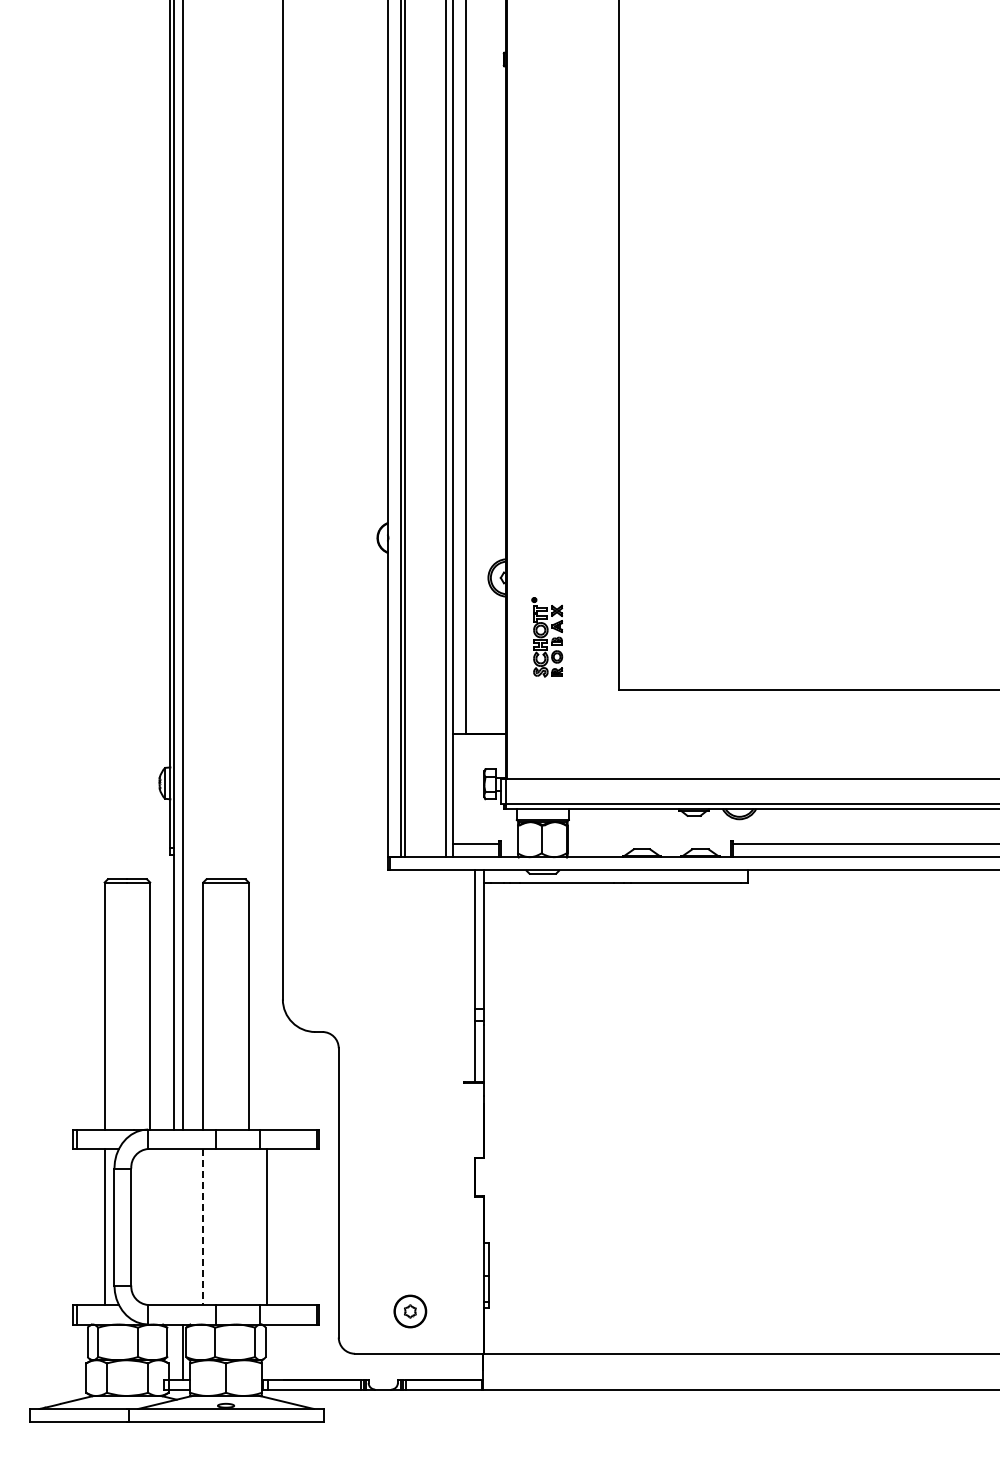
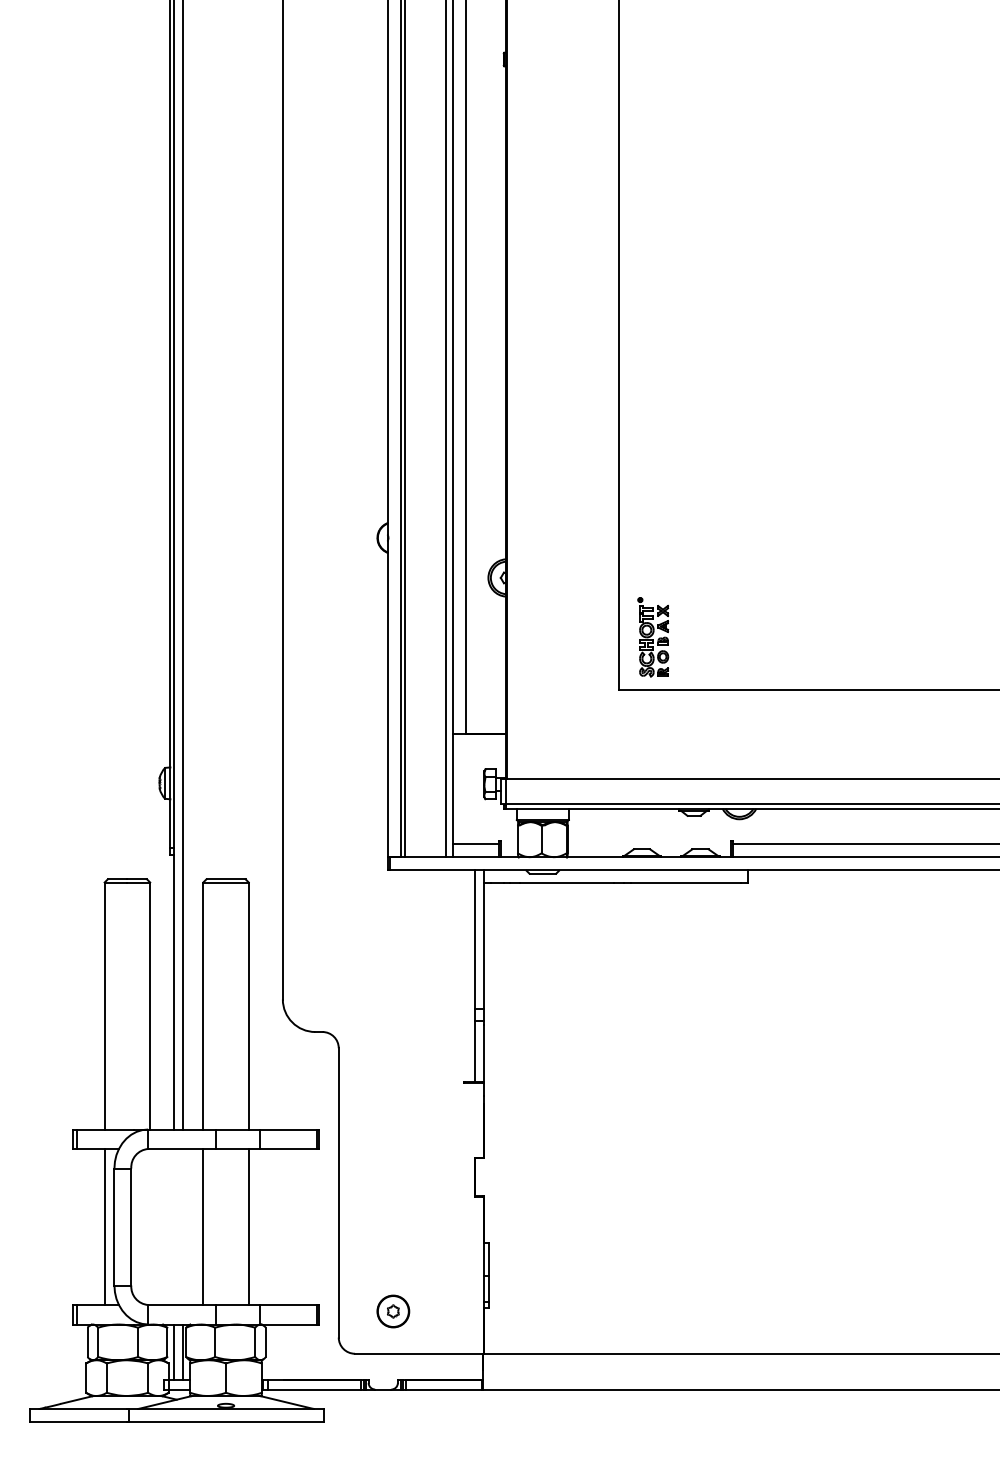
part position: (547, 637) -> (653, 637) (653, 637)
line: dashed -> solid (203, 1227)
line position: (266, 1227) -> (248, 1227) (248, 1227)
part position: (410, 1311) -> (393, 1311) (393, 1311)
line: none -> present (173, 1351)
